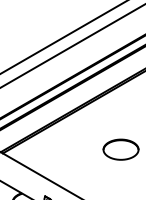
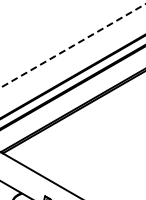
line: present -> none (63, 37)
line: solid -> dashed (72, 46)
part: present -> none (120, 149)
